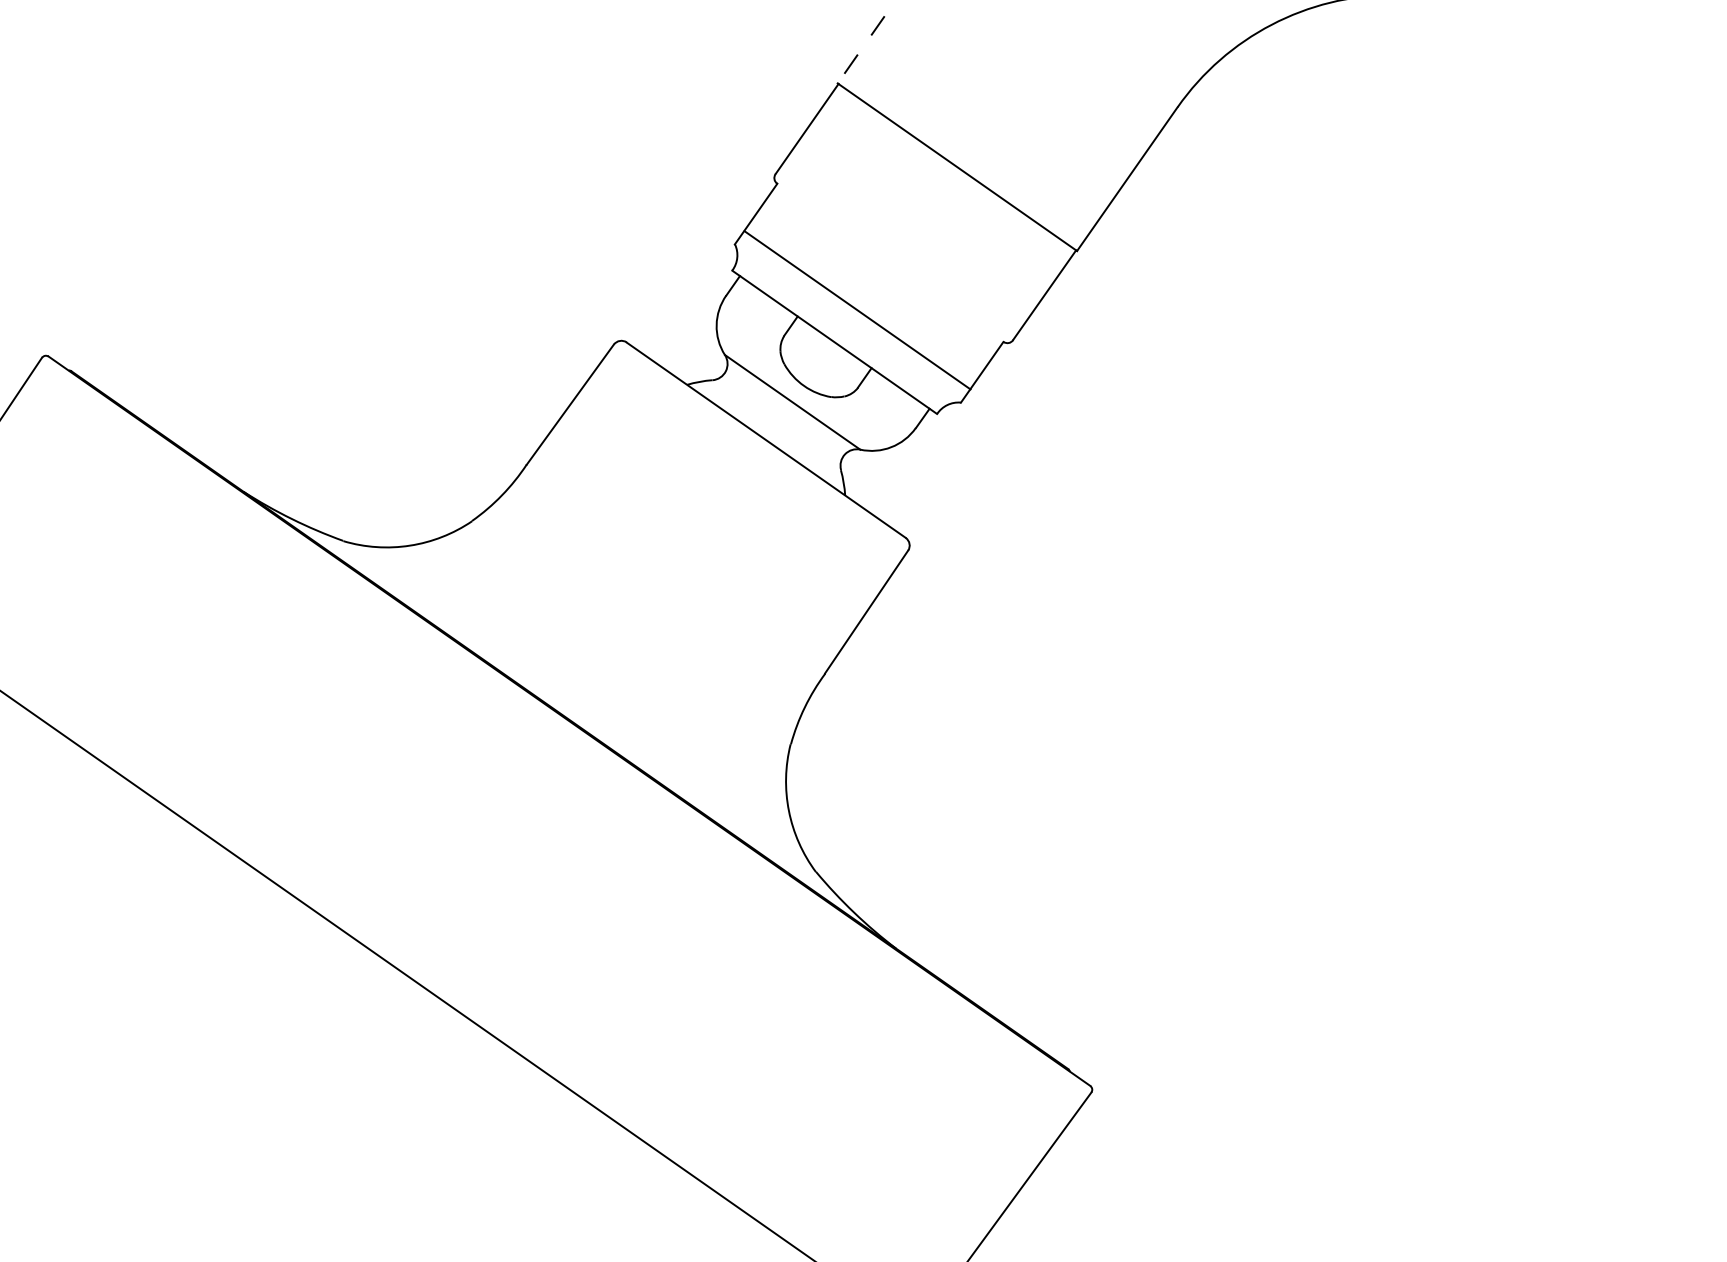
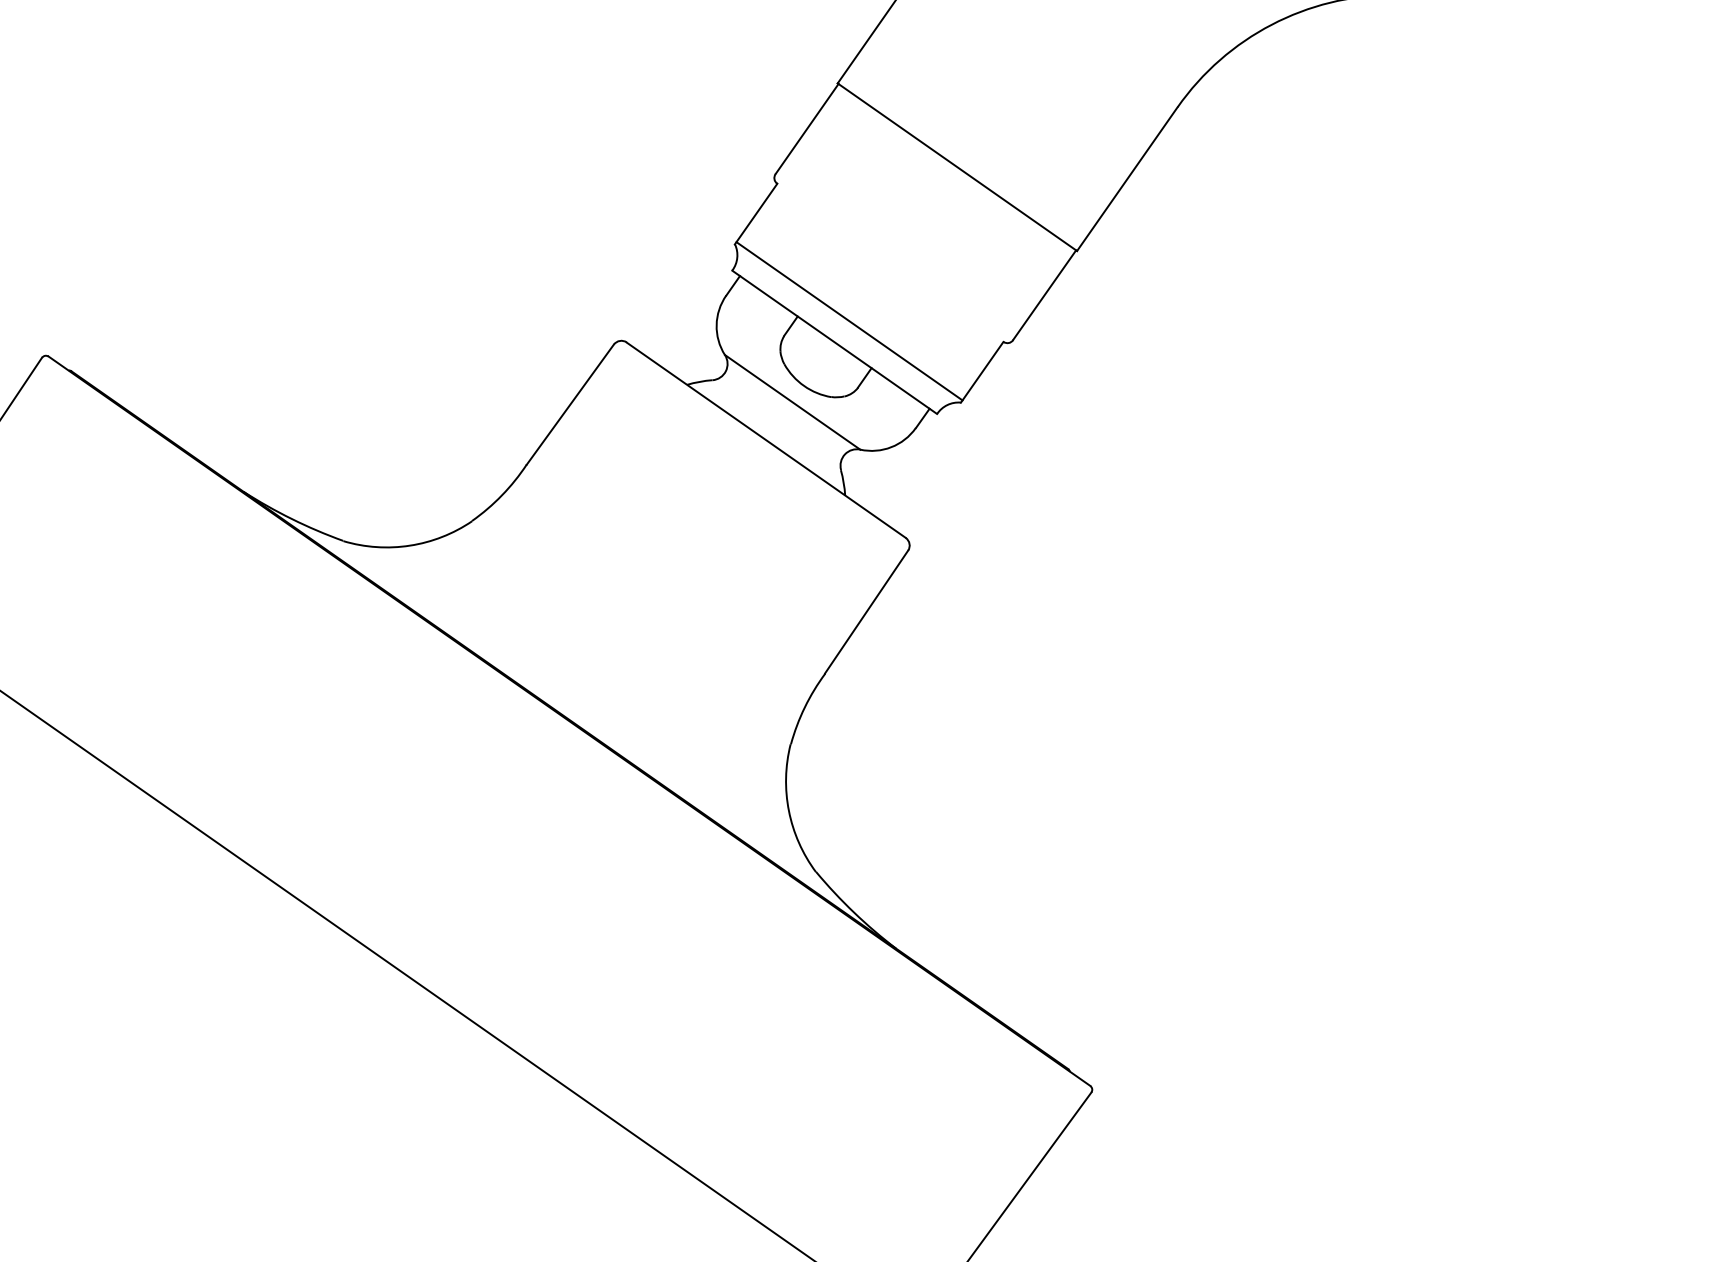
line: dashed -> solid (866, 41)
line position: (857, 310) -> (849, 321) (849, 321)
